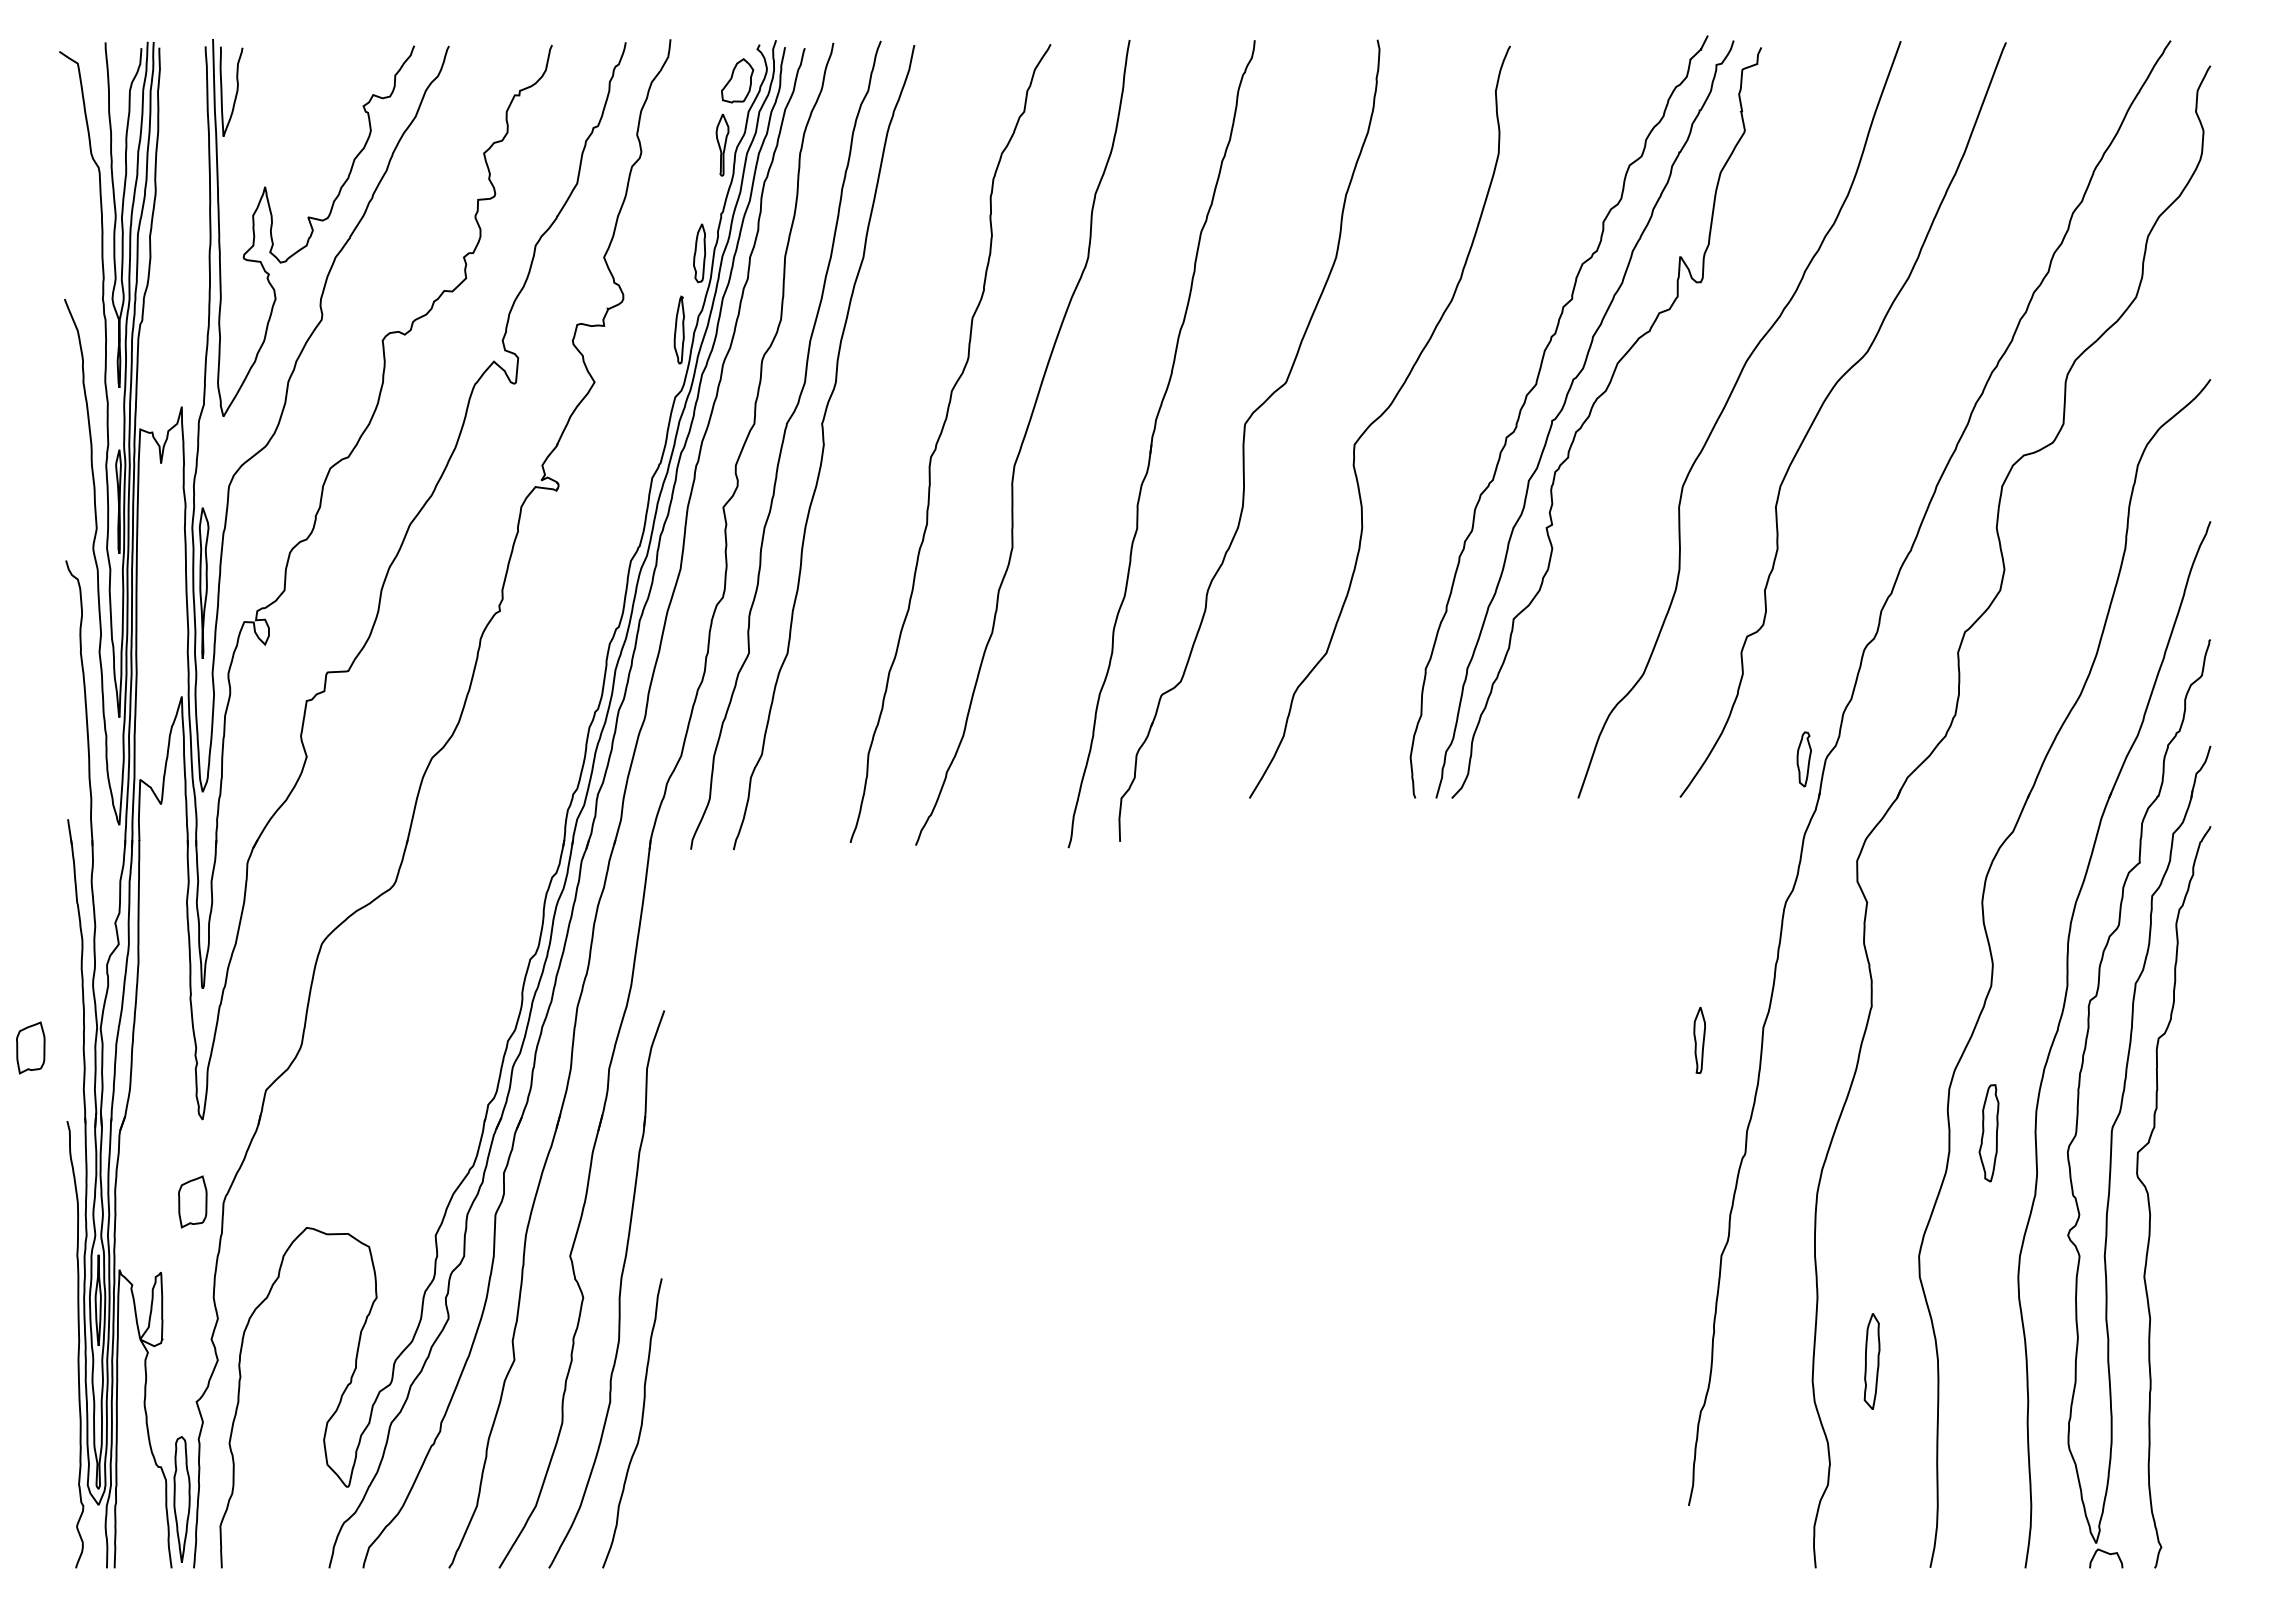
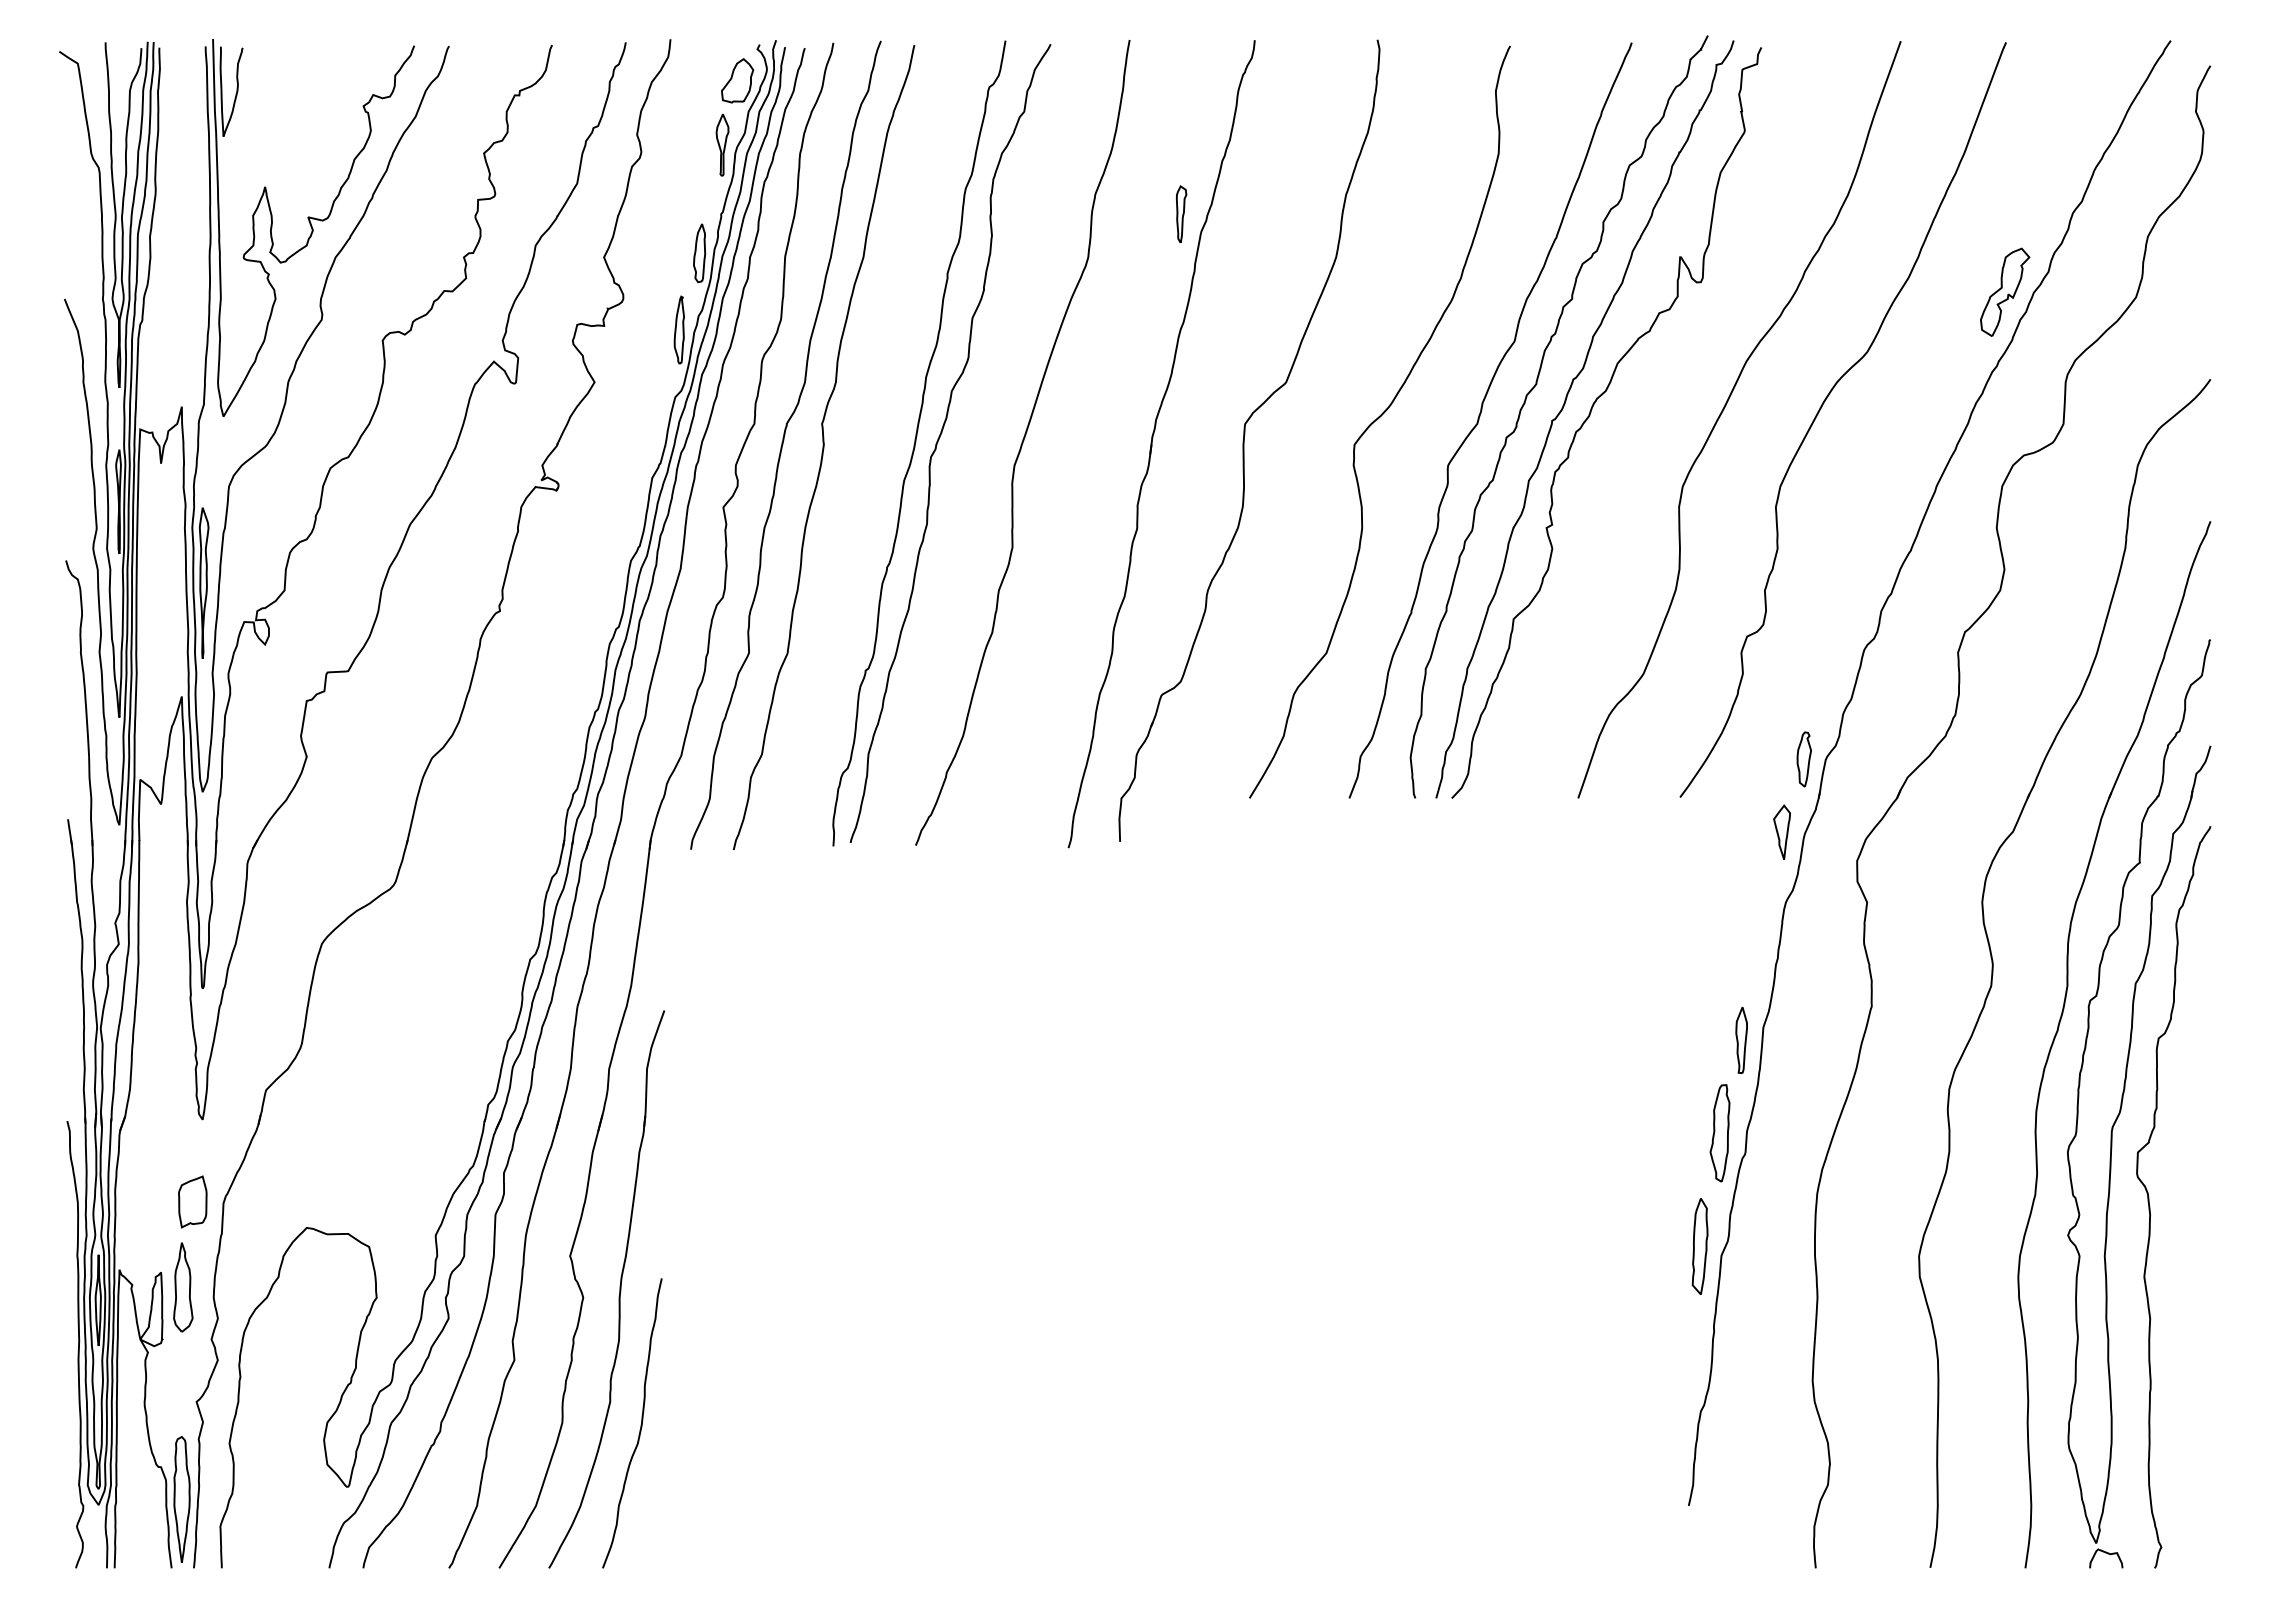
part: none -> present (1181, 213)
part: none -> present (2005, 291)
curve: none -> present (1480, 416)
curve: none -> present (916, 442)
part: none -> present (1781, 831)
part position: (1699, 1040) -> (1741, 1040) (1741, 1040)
part: present -> none (30, 1047)
part position: (1988, 1133) -> (1719, 1133) (1719, 1133)
part: none -> present (183, 1287)
part position: (1871, 1361) -> (1699, 1246) (1699, 1246)
